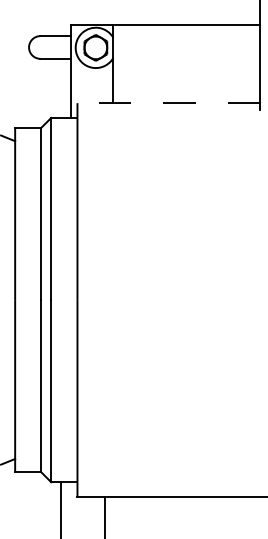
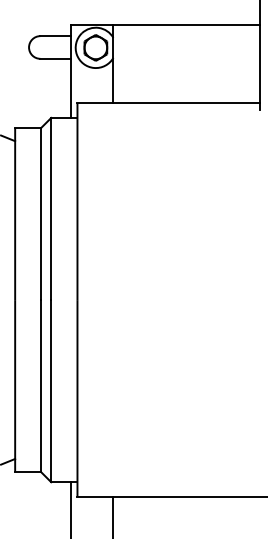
line: dashed -> solid (168, 103)
line position: (60, 508) -> (70, 508) (70, 508)
line position: (105, 516) -> (113, 516) (113, 516)
